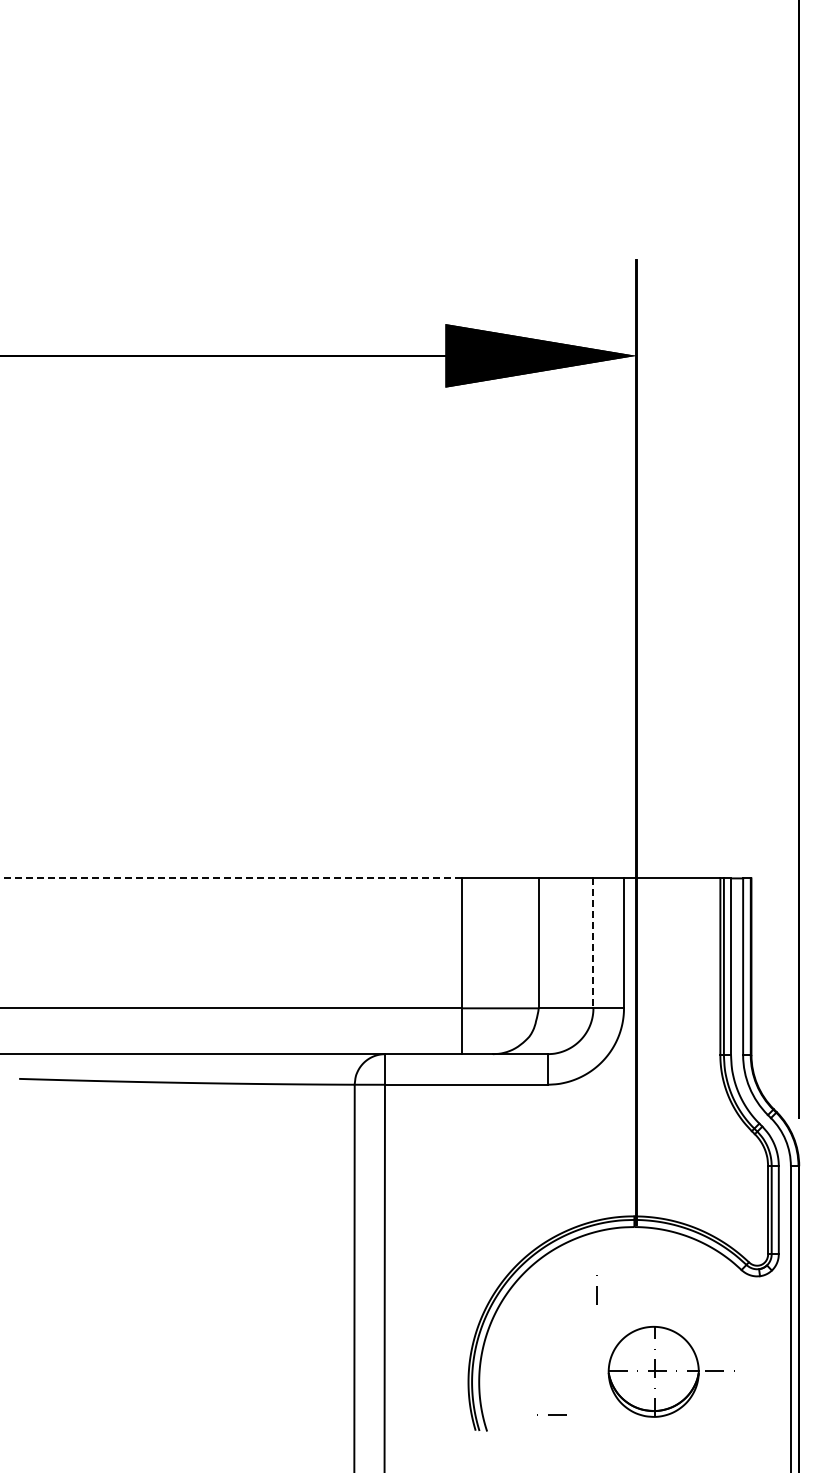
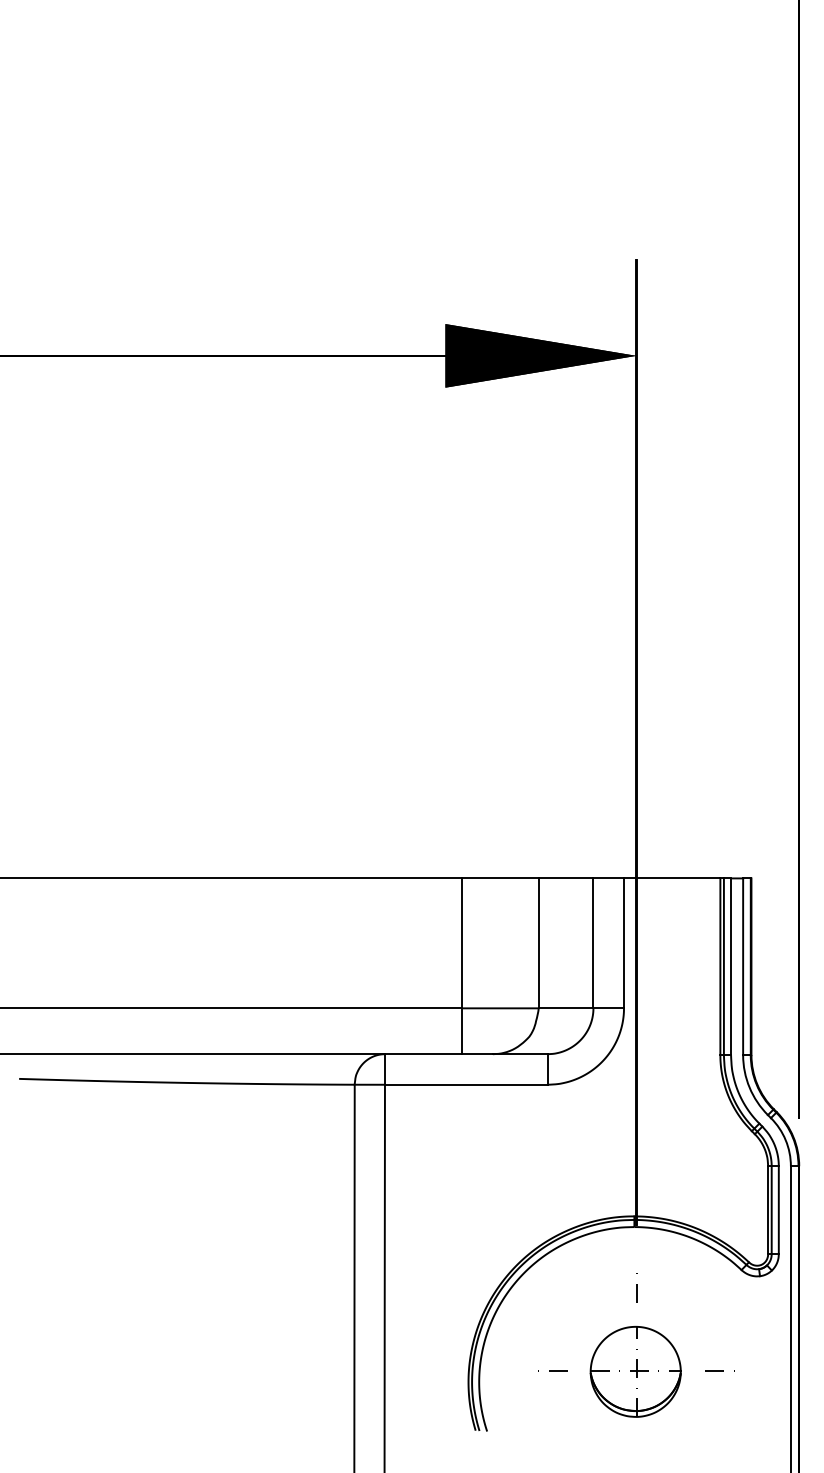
line: dashed -> solid (231, 878)
line: dashed -> solid (593, 943)
line position: (596, 1289) -> (636, 1287) (636, 1287)
part position: (653, 1371) -> (635, 1371) (635, 1371)
line position: (551, 1414) -> (552, 1370) (552, 1370)
